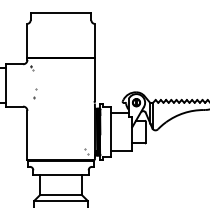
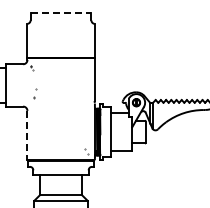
line: solid -> dashed (61, 12)
line: solid -> dashed (27, 135)
